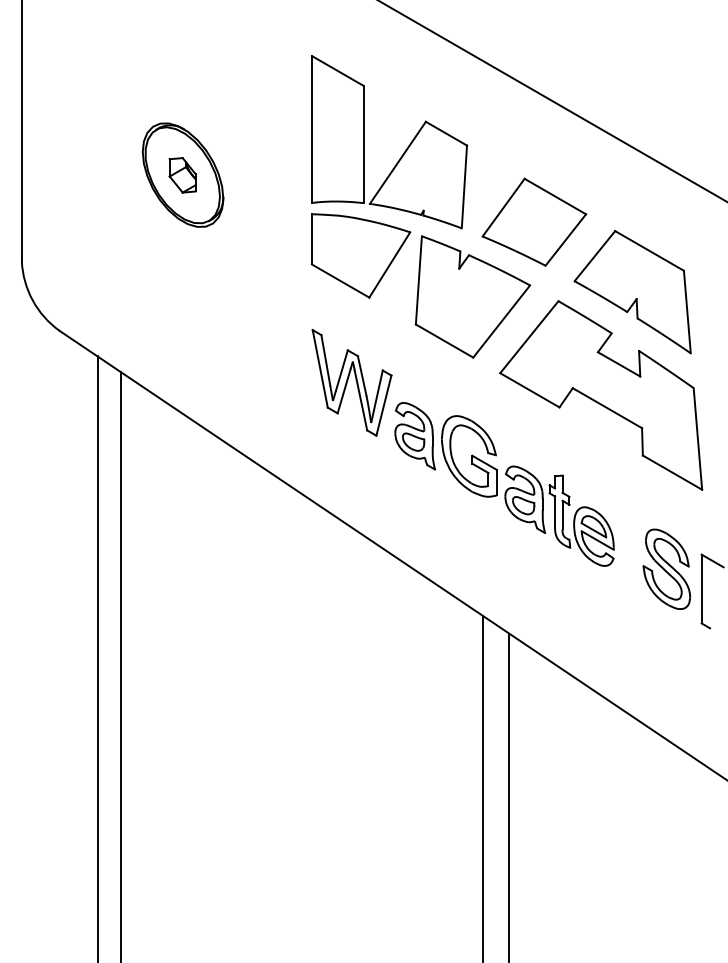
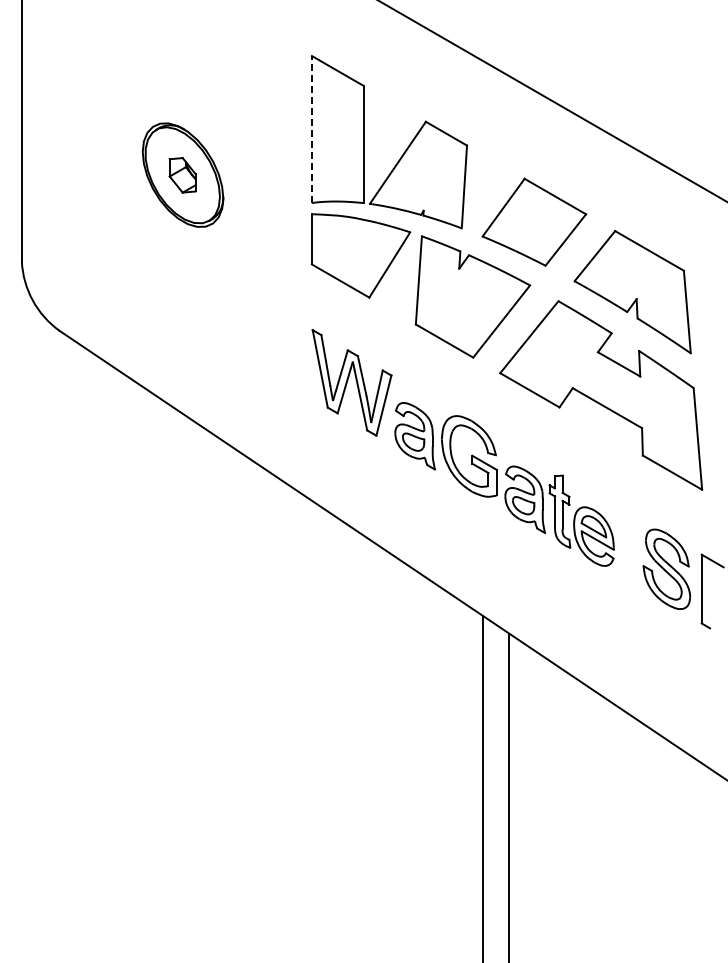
line: solid -> dashed (311, 129)
line: present -> none (97, 657)
line: present -> none (121, 665)
